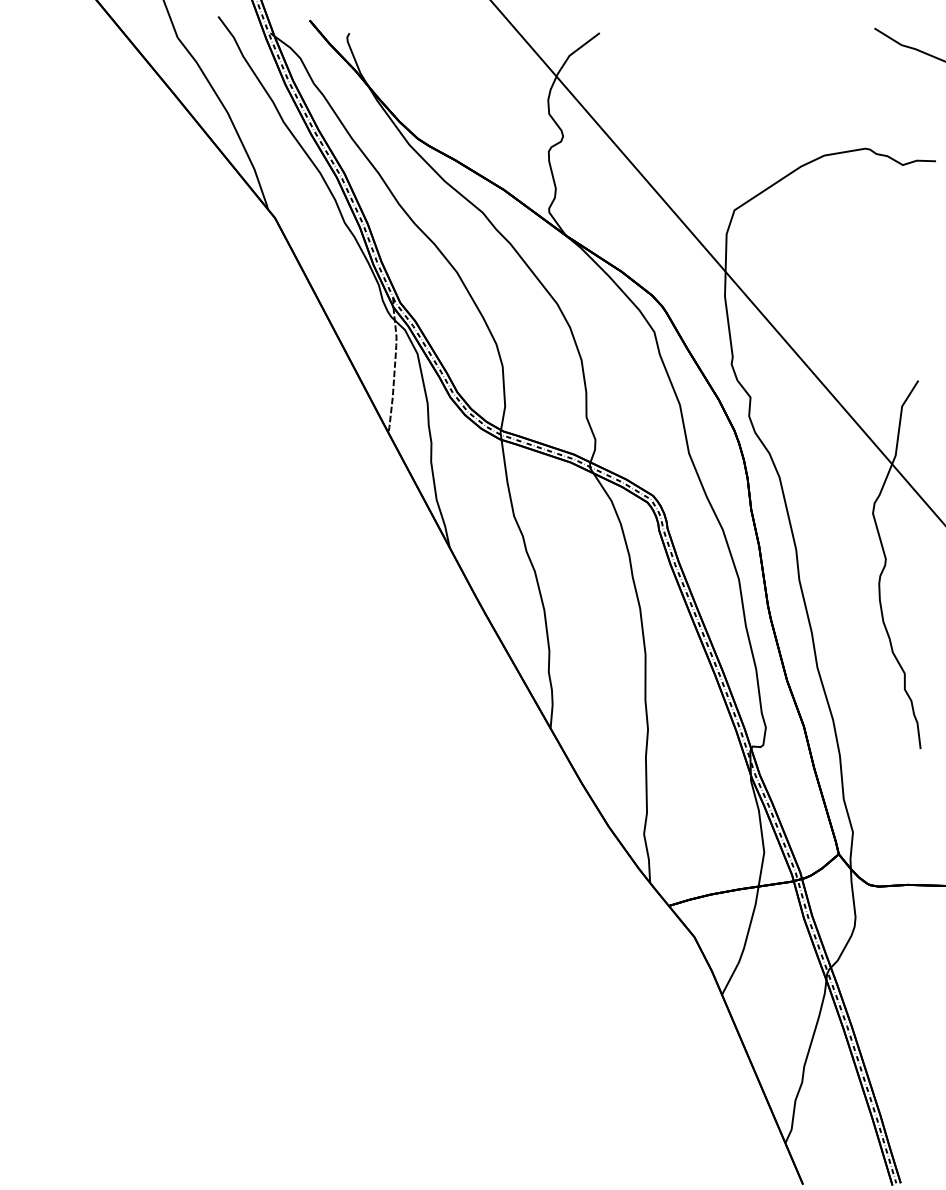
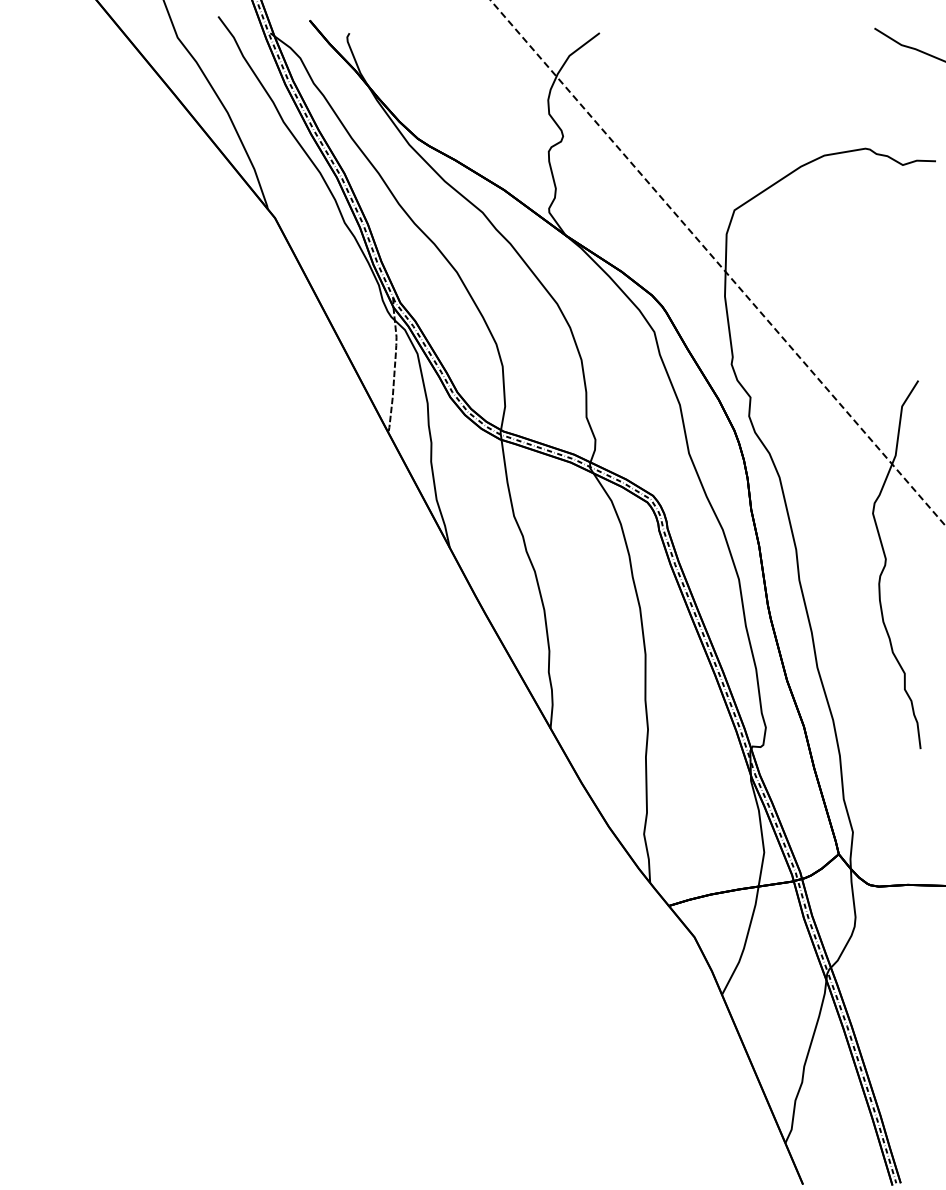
line: solid -> dashed (717, 263)
